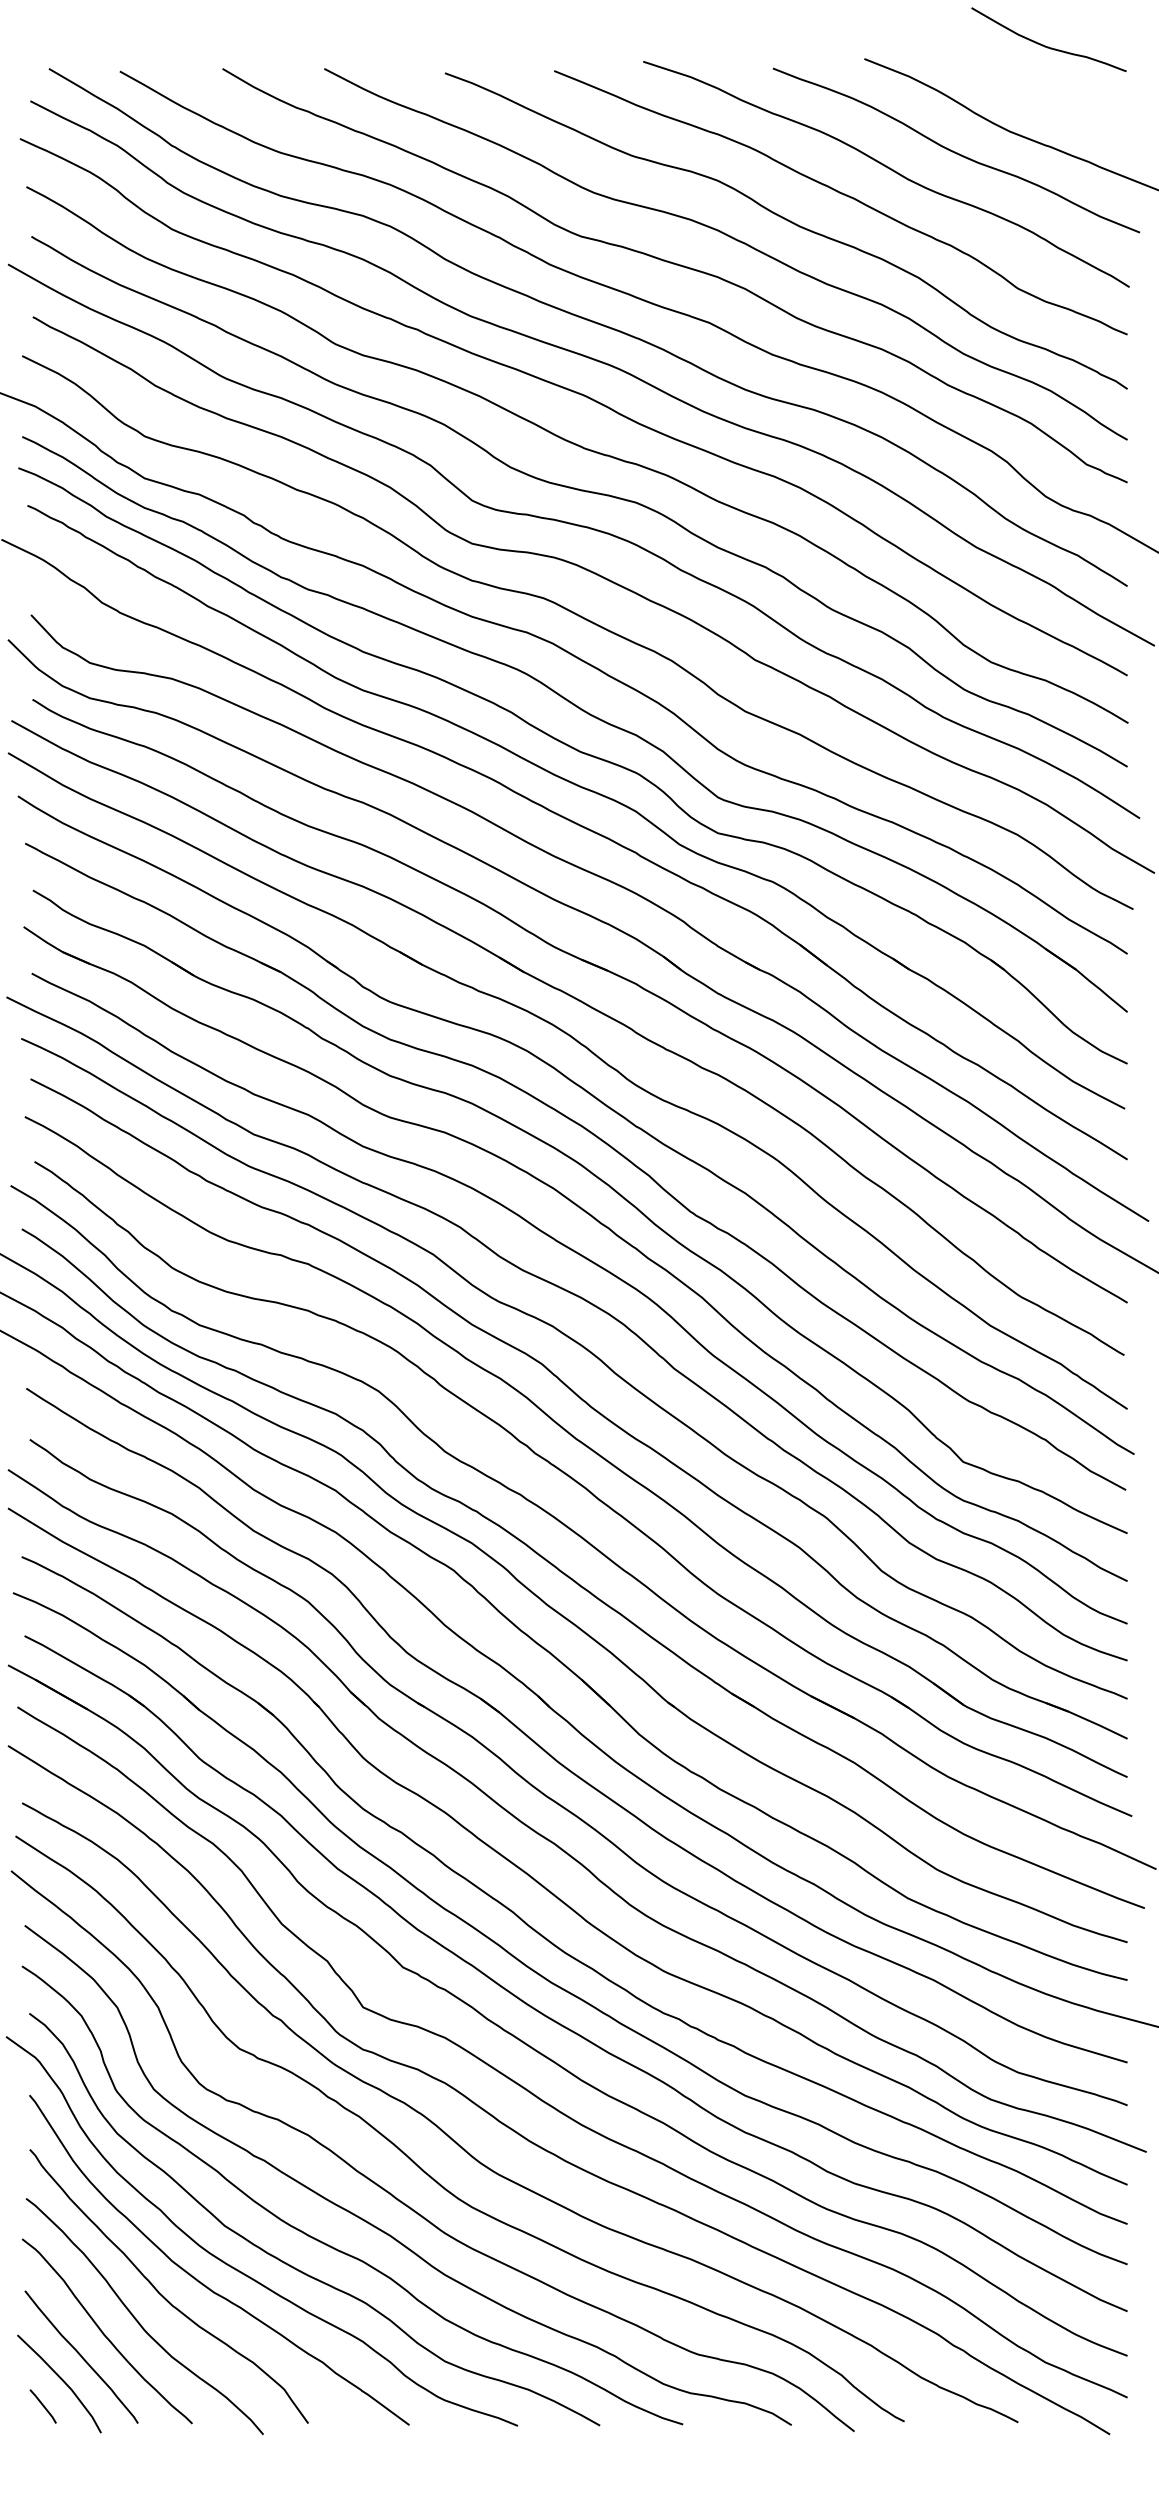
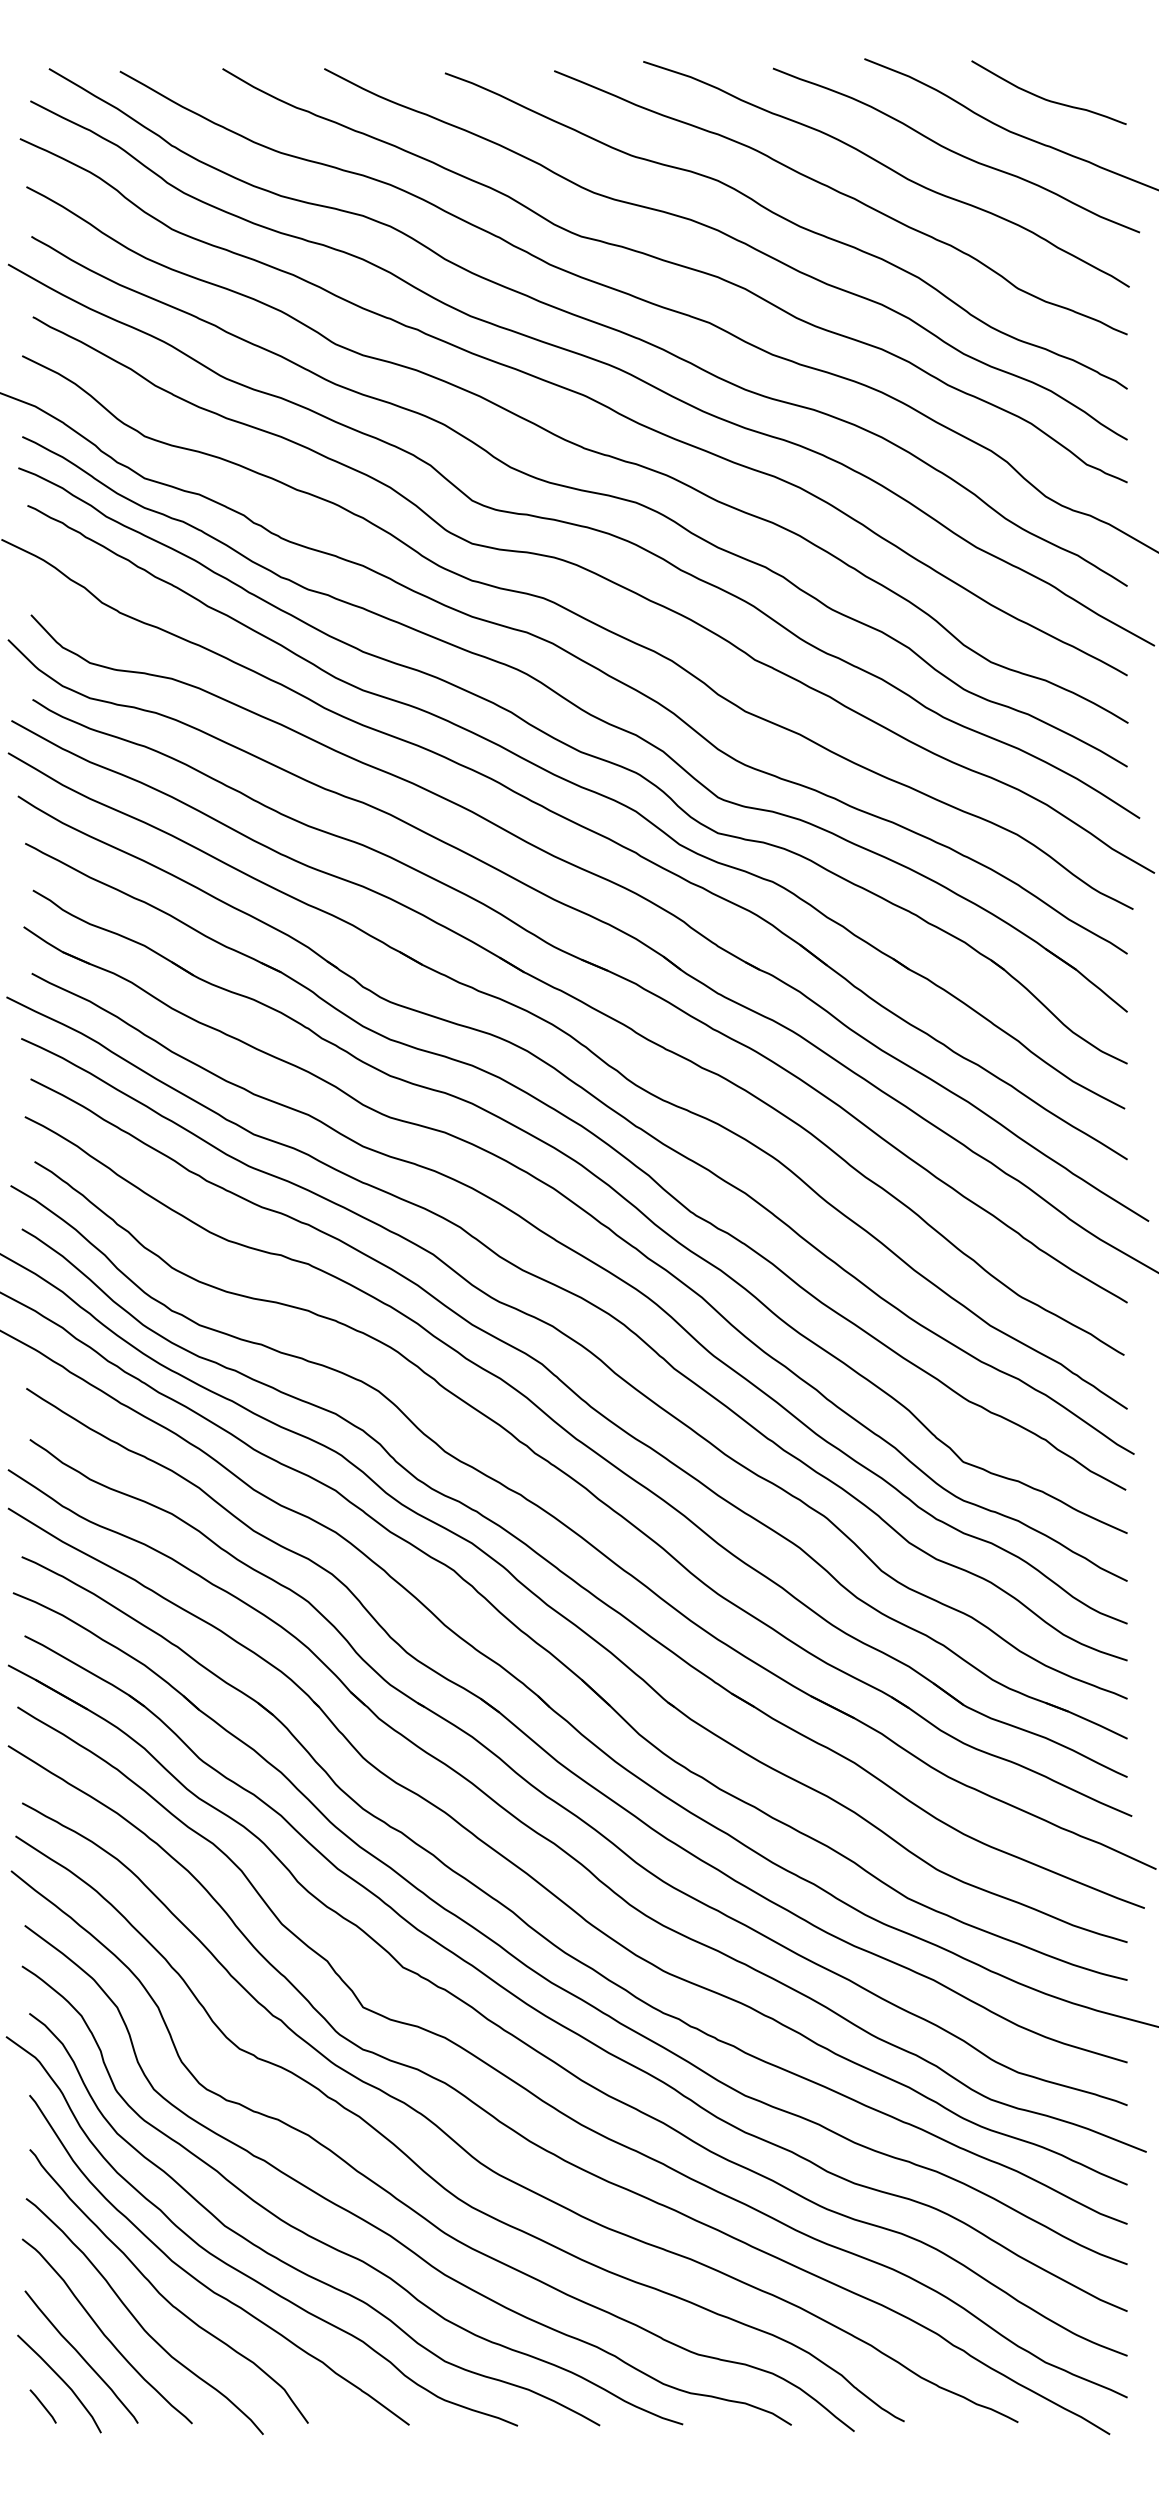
curve position: (1045, 45) -> (1045, 98) (1045, 98)
